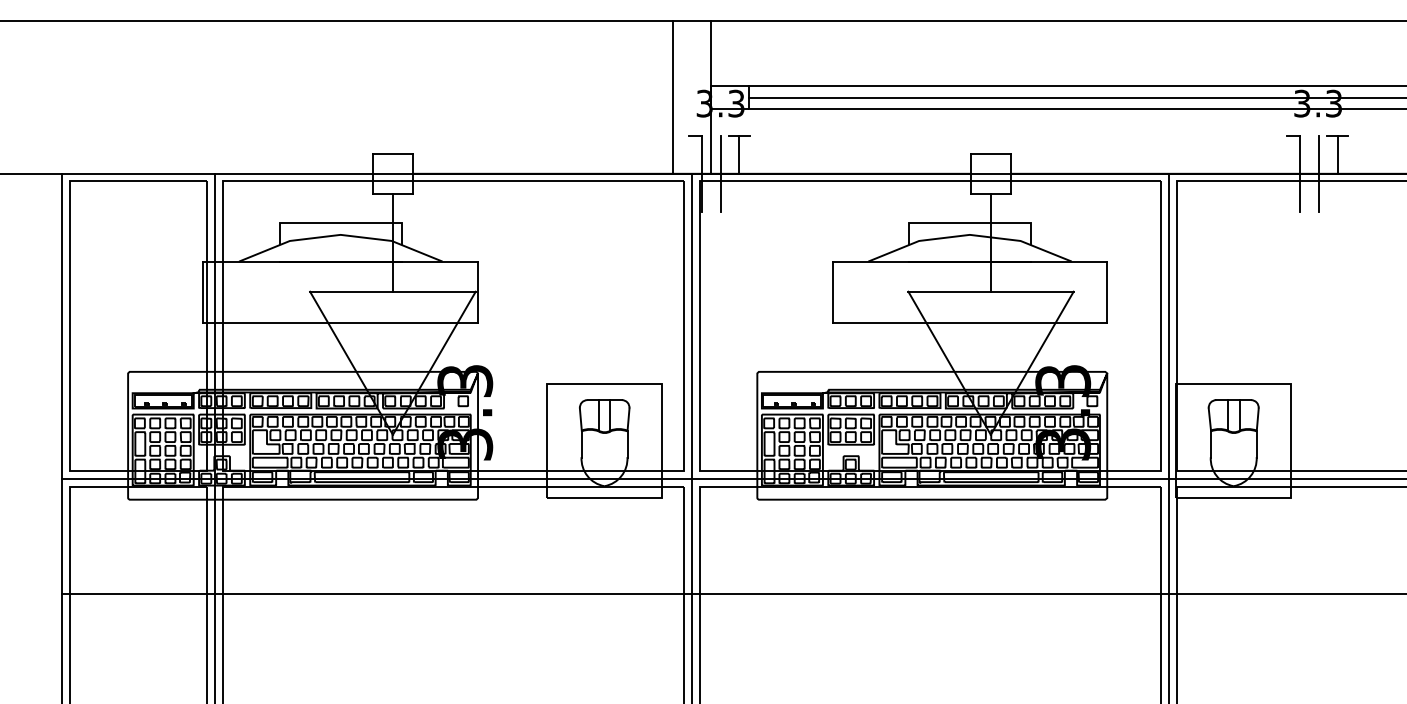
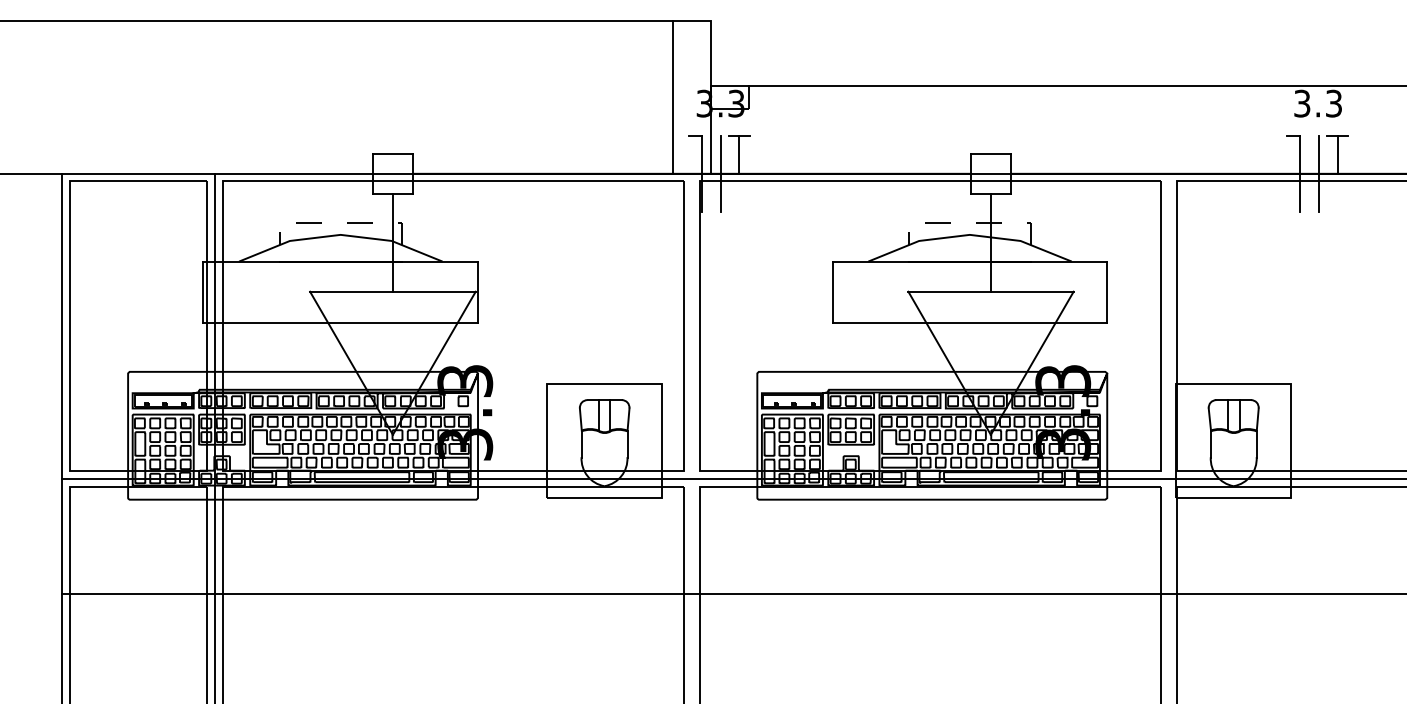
line: present -> none (1057, 21)
line: present -> none (1076, 97)
line: present -> none (1076, 108)
line: solid -> dashed (340, 223)
line: solid -> dashed (969, 223)
line: present -> none (692, 436)
line: present -> none (1169, 436)
